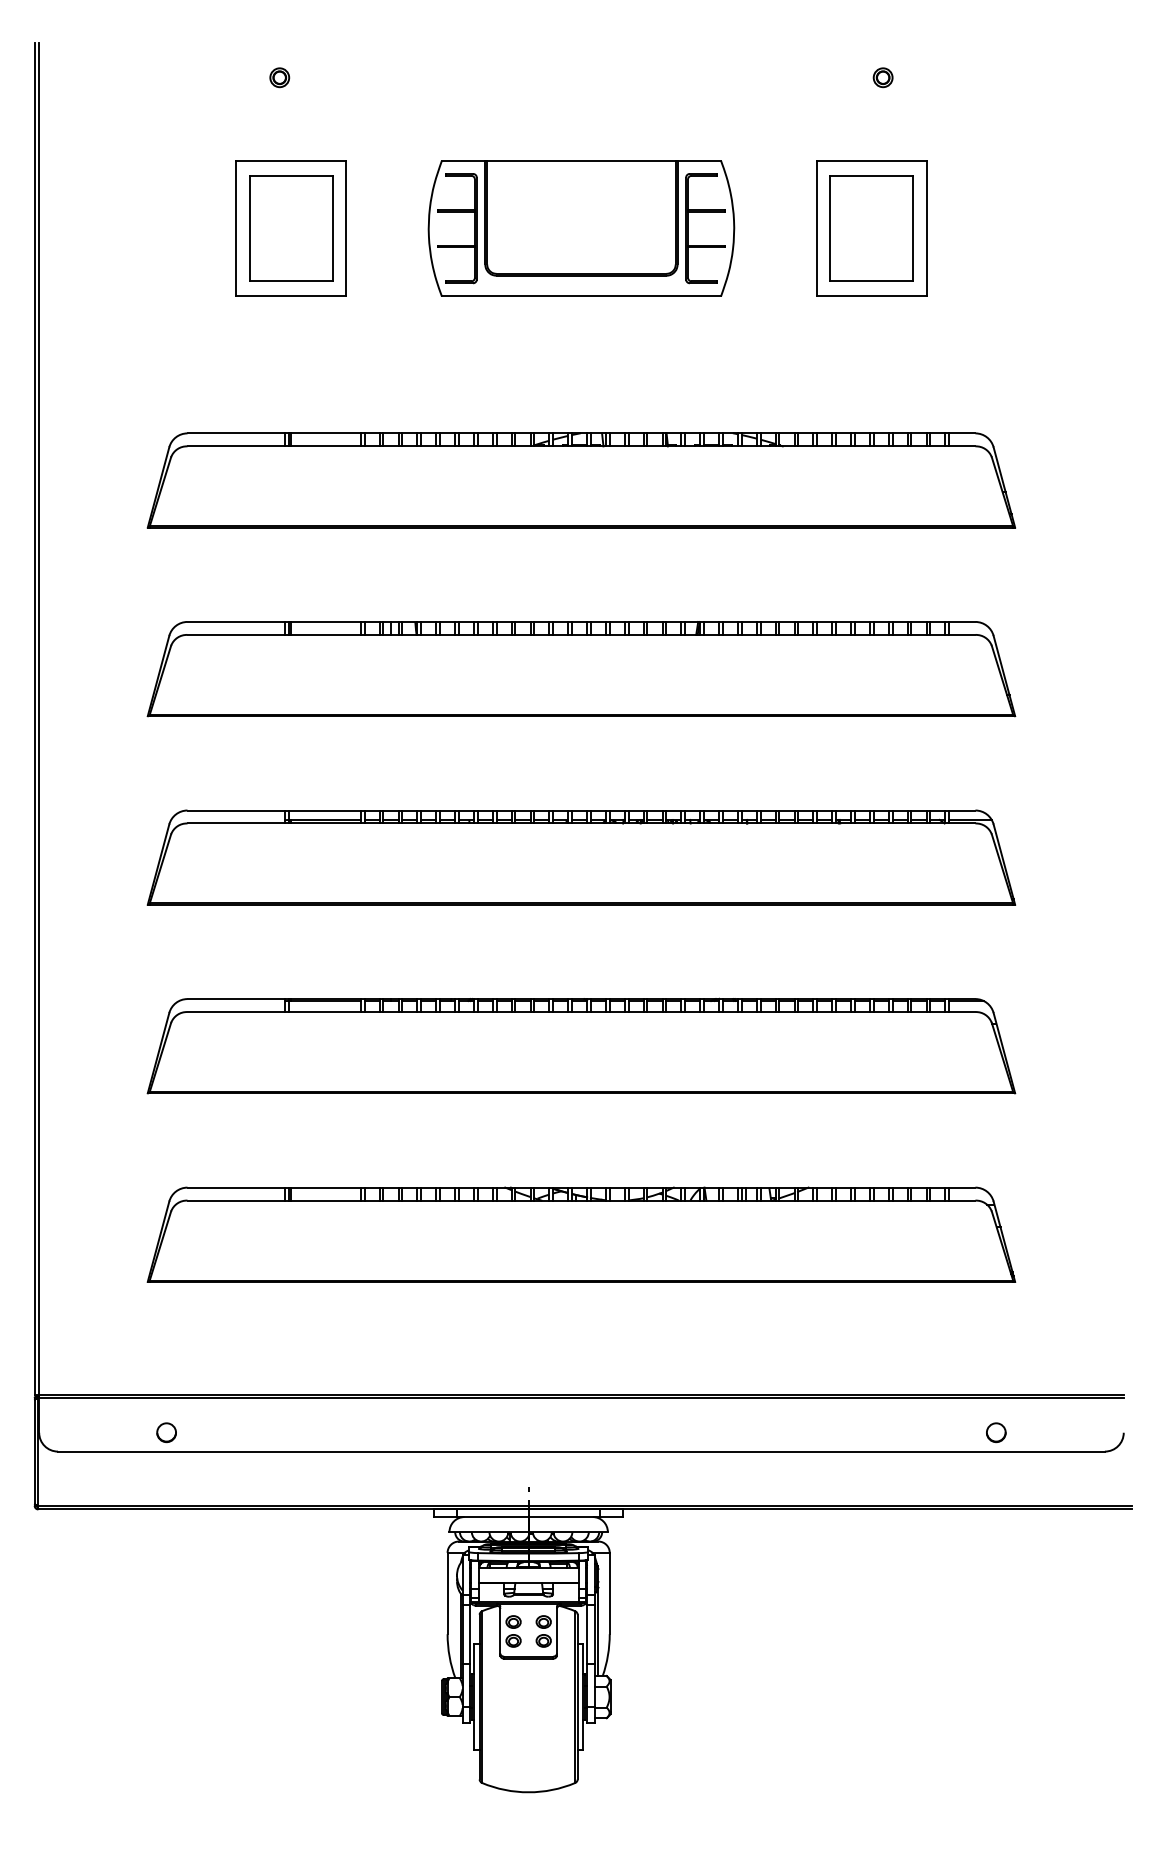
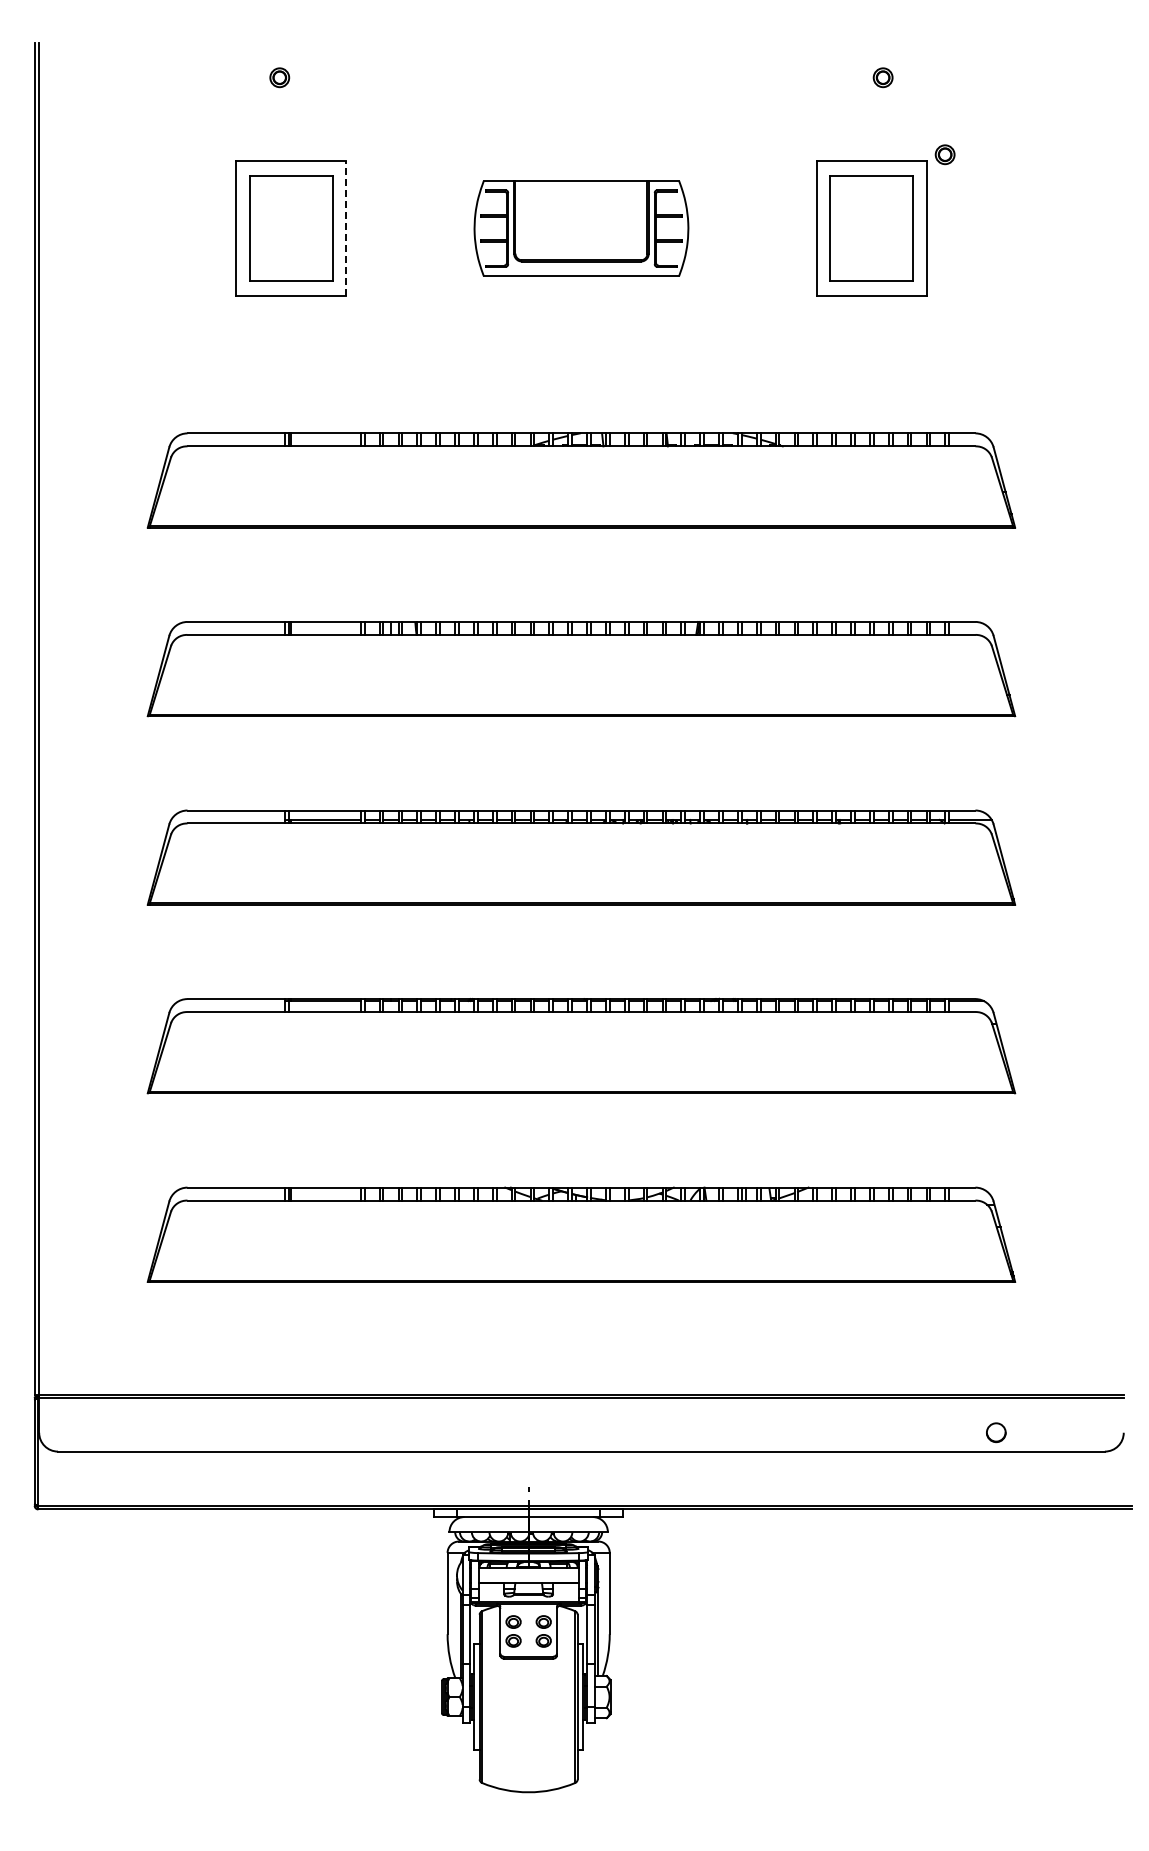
part: none -> present (944, 154)
line: solid -> dashed (345, 228)
part size: 309x137 px -> 217x97 px (581, 228)
part: present -> none (166, 1432)
